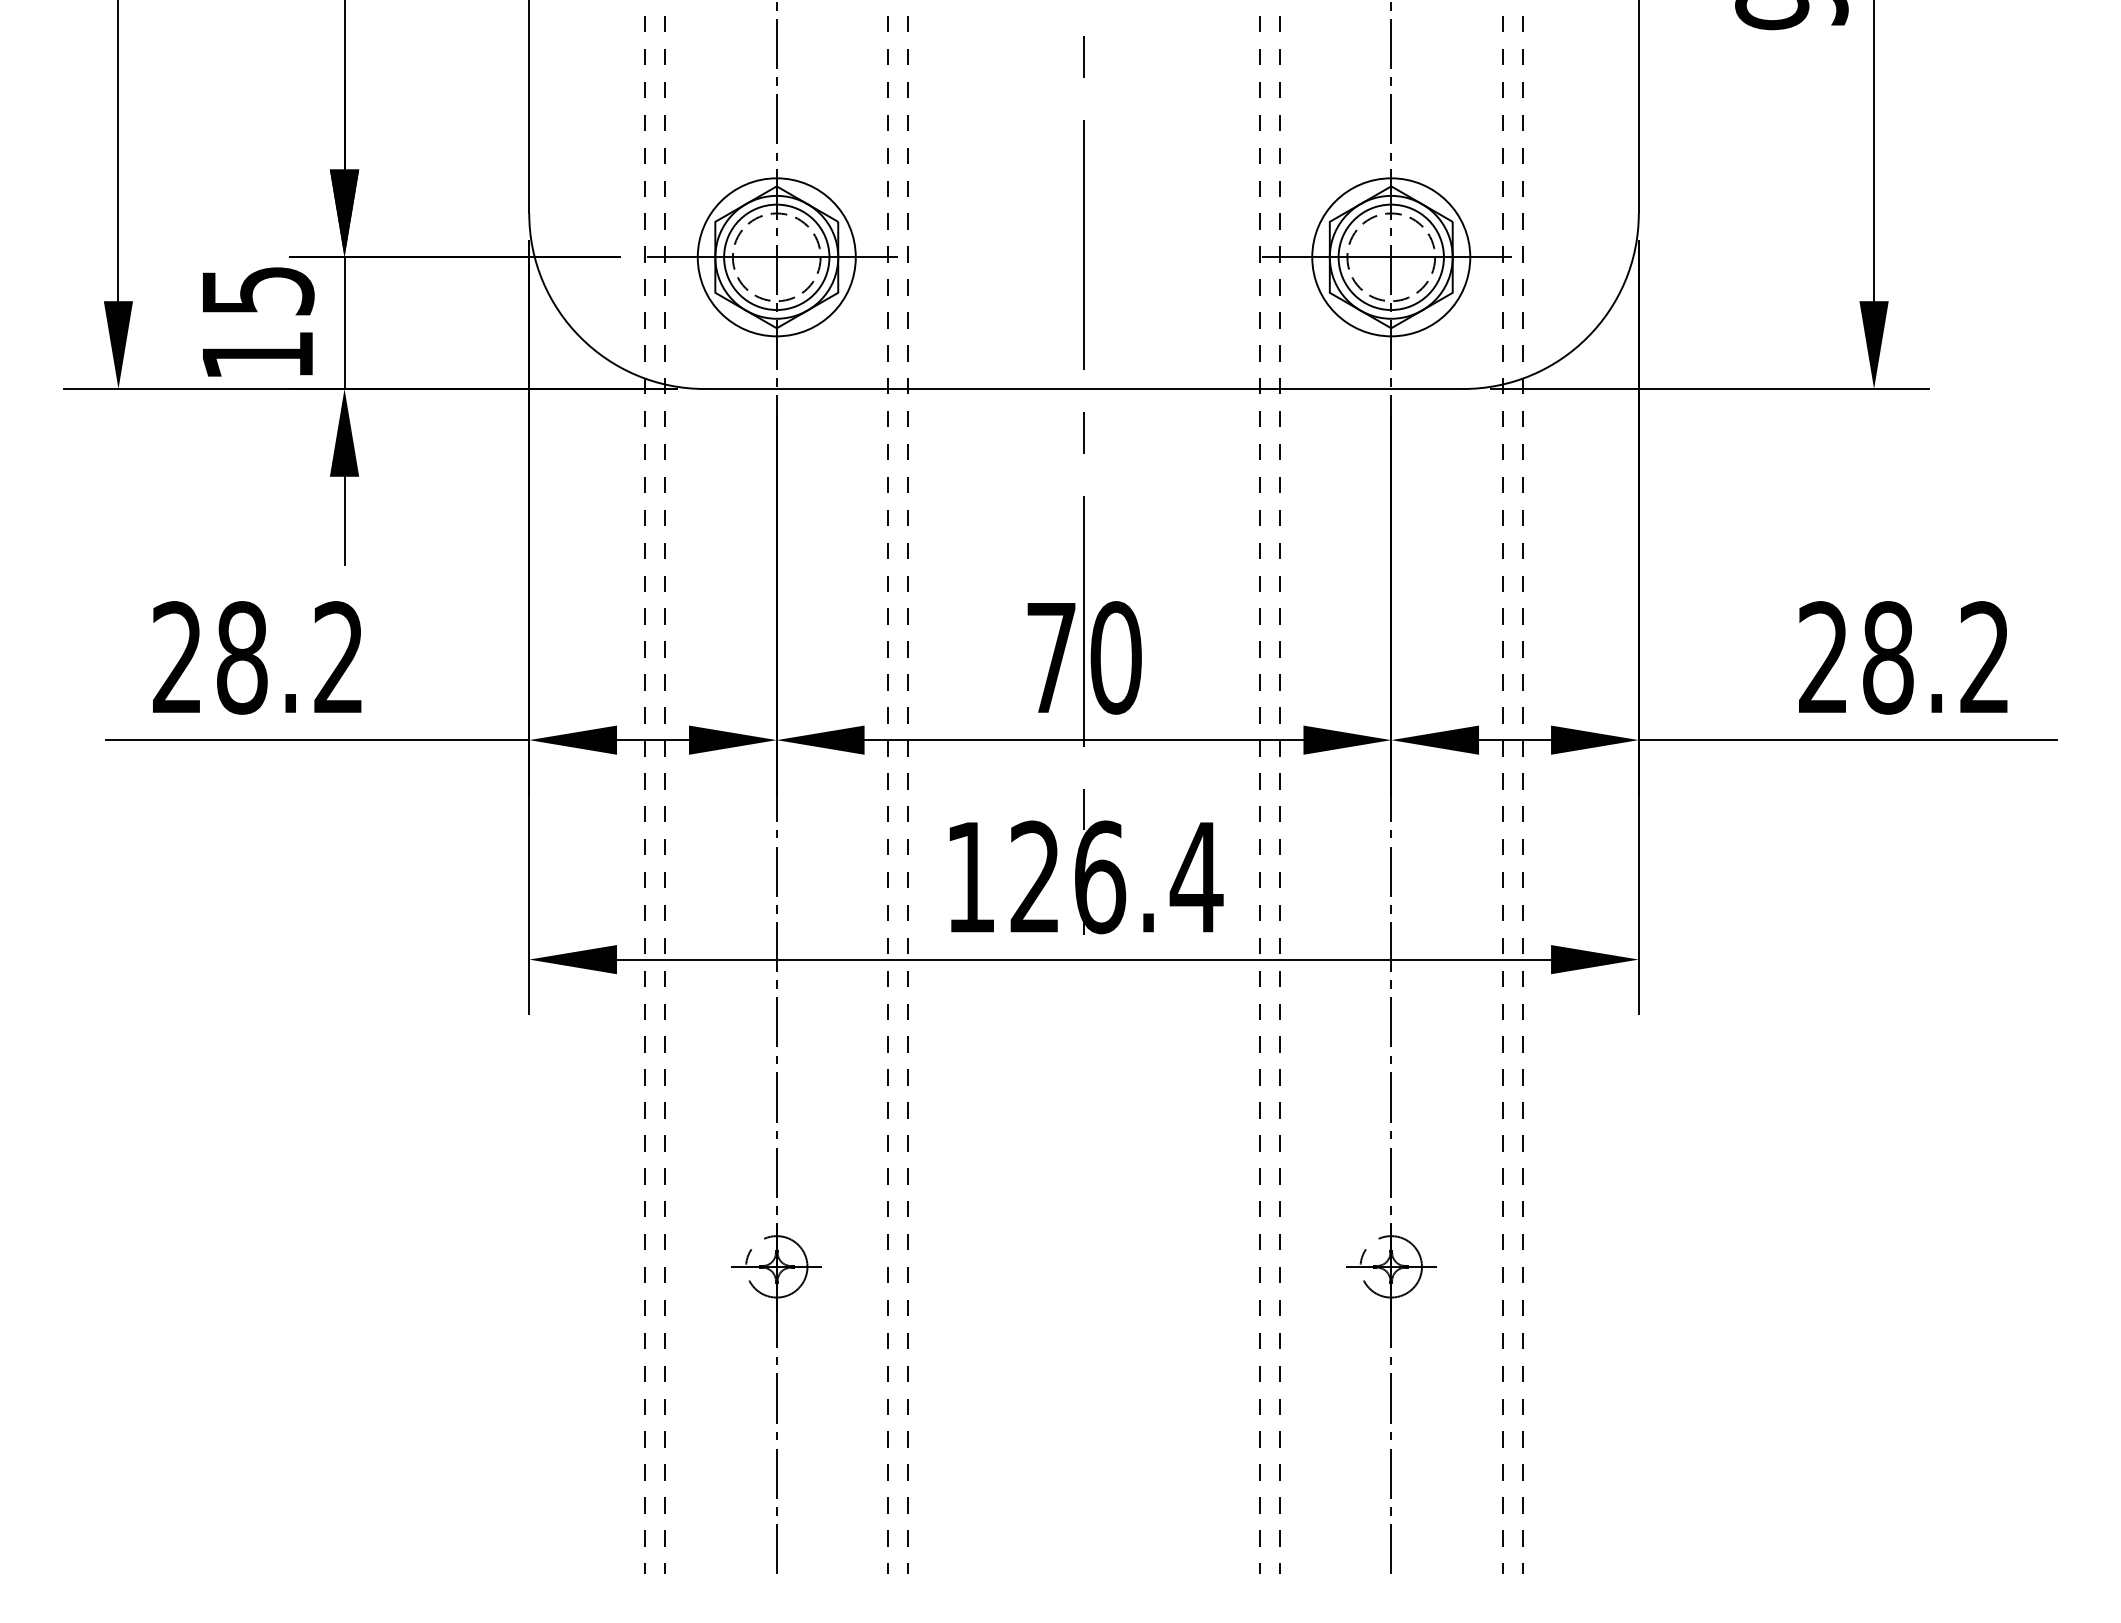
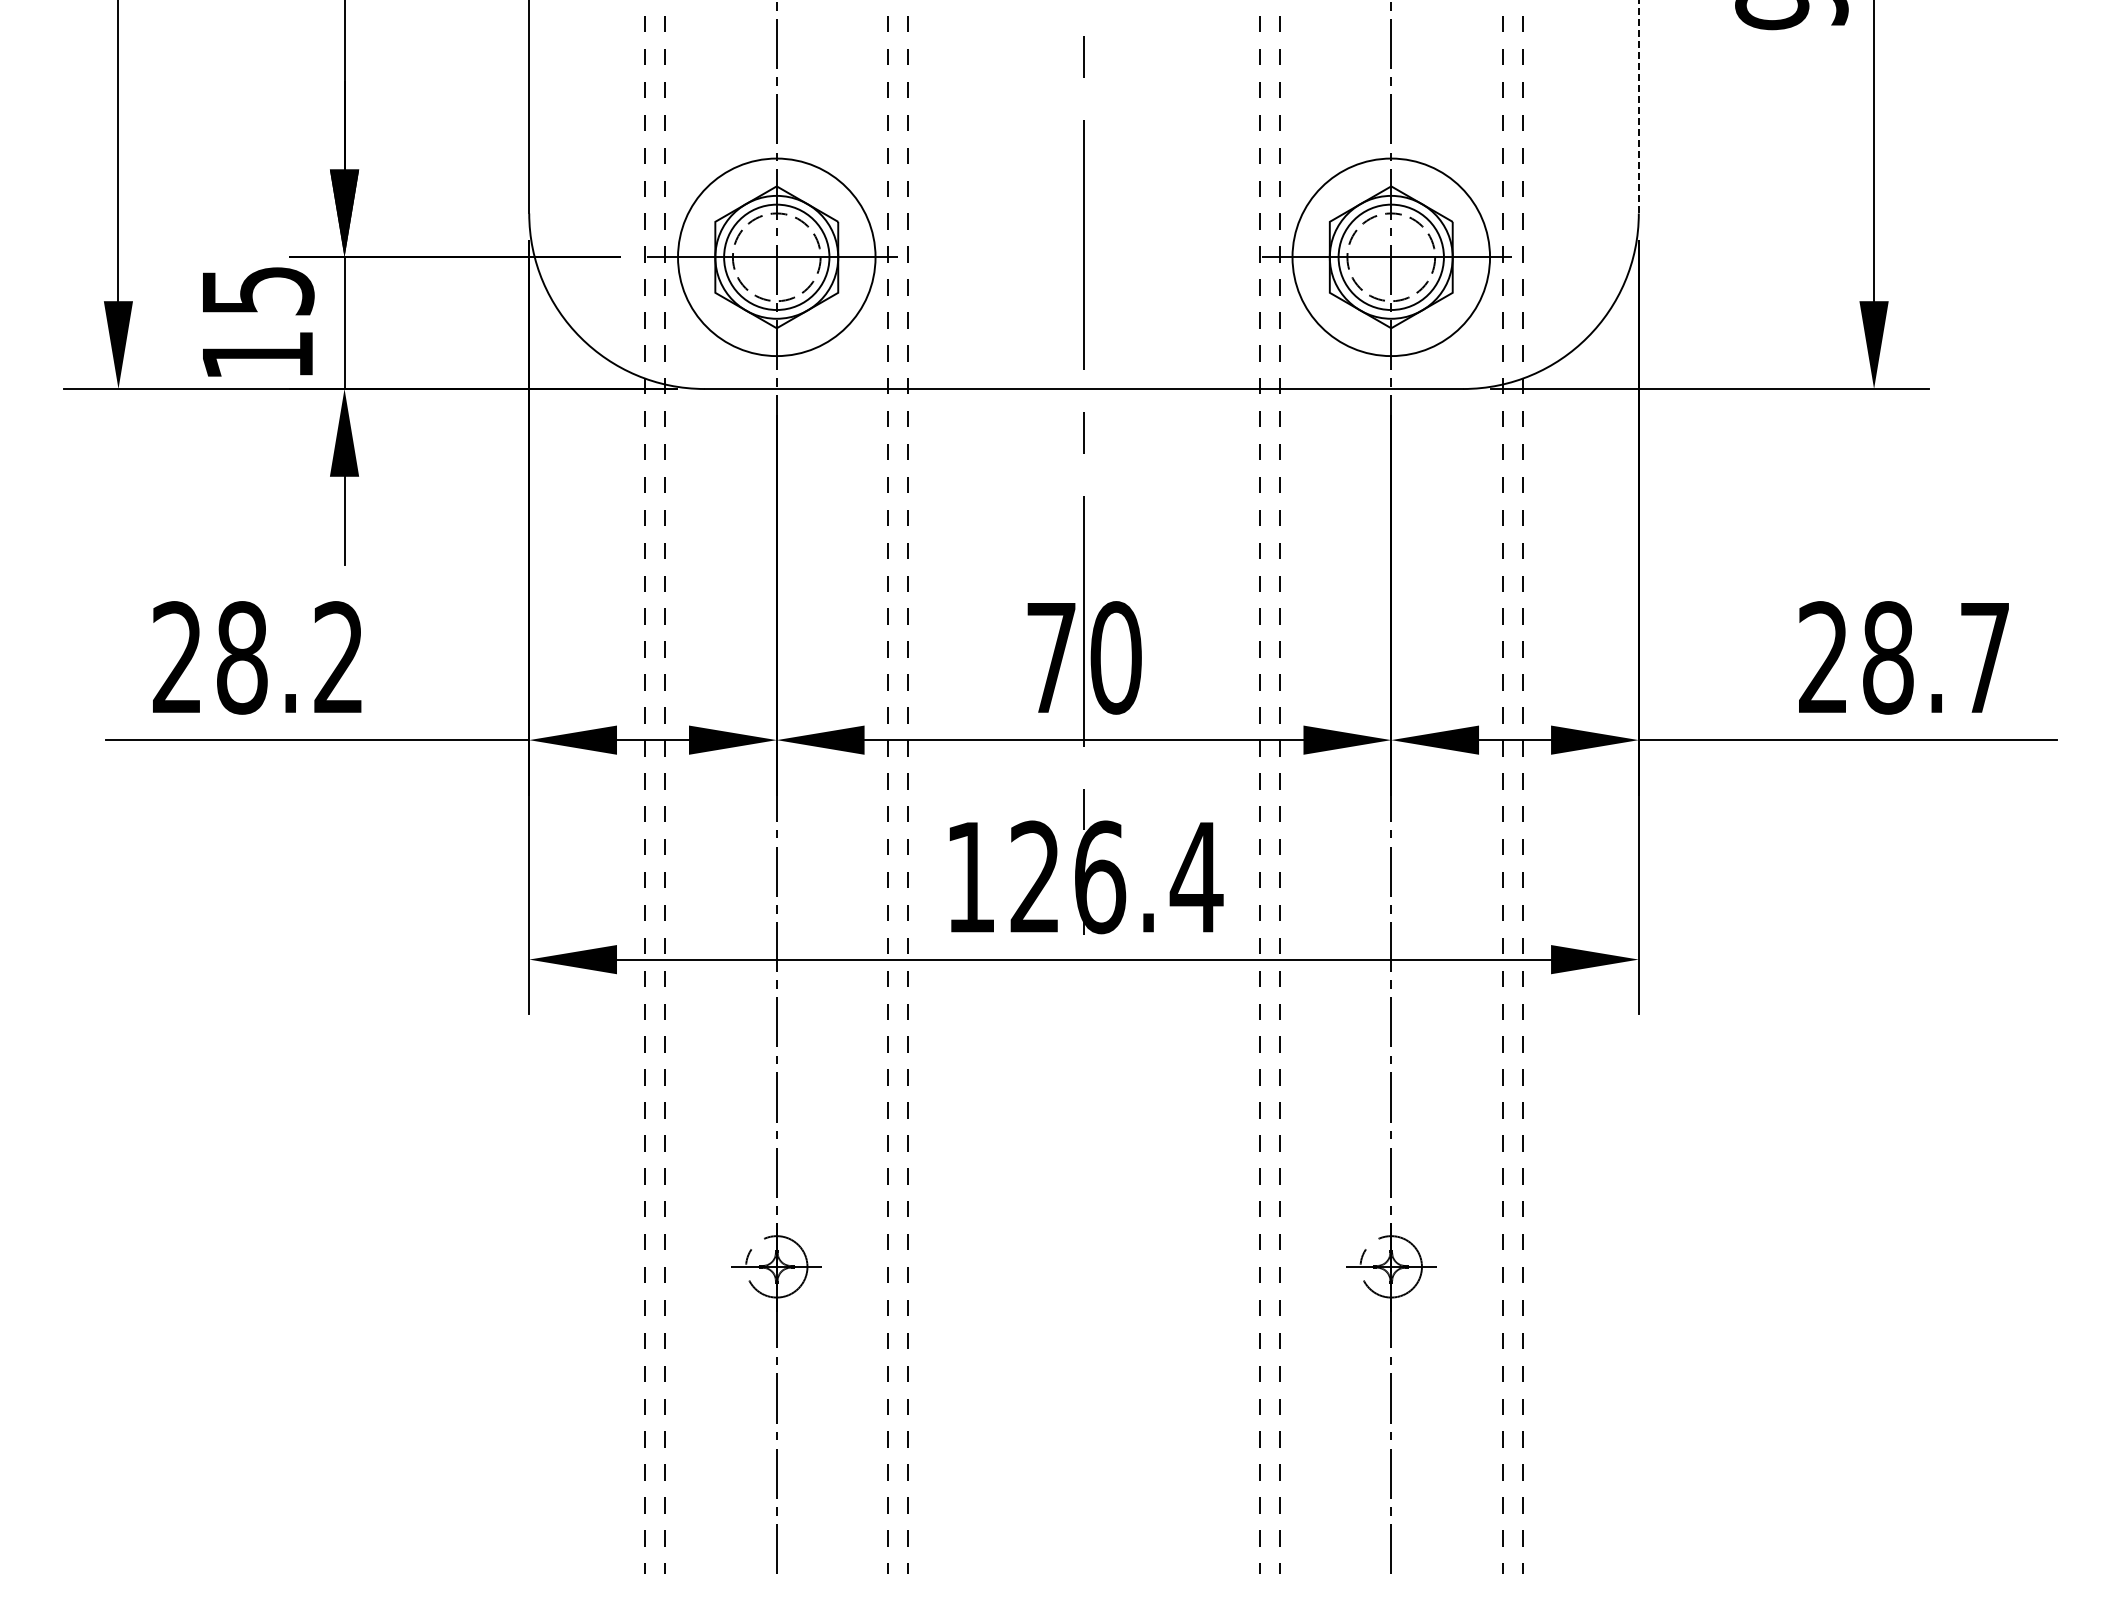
line: solid -> dashed (1638, 107)
circle diameter: 158 px -> 198 px (776, 257)
circle diameter: 158 px -> 198 px (1391, 257)
text: 28.2 -> 28.7 (1984, 656)
